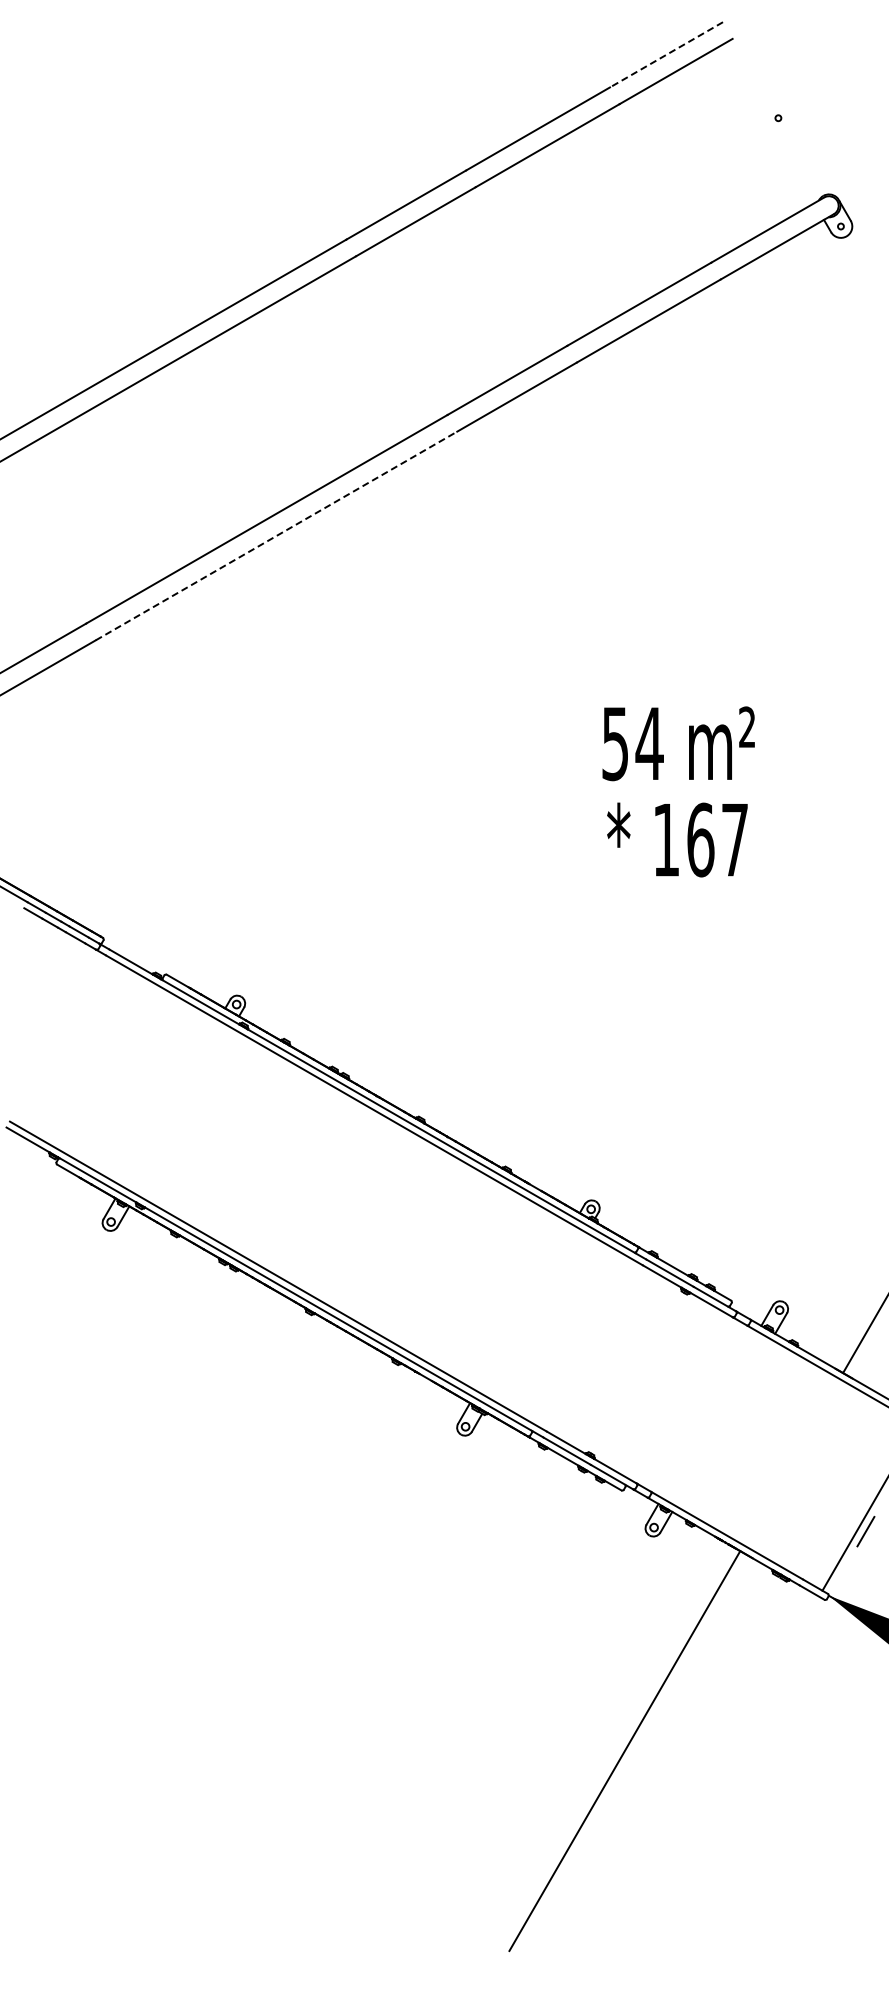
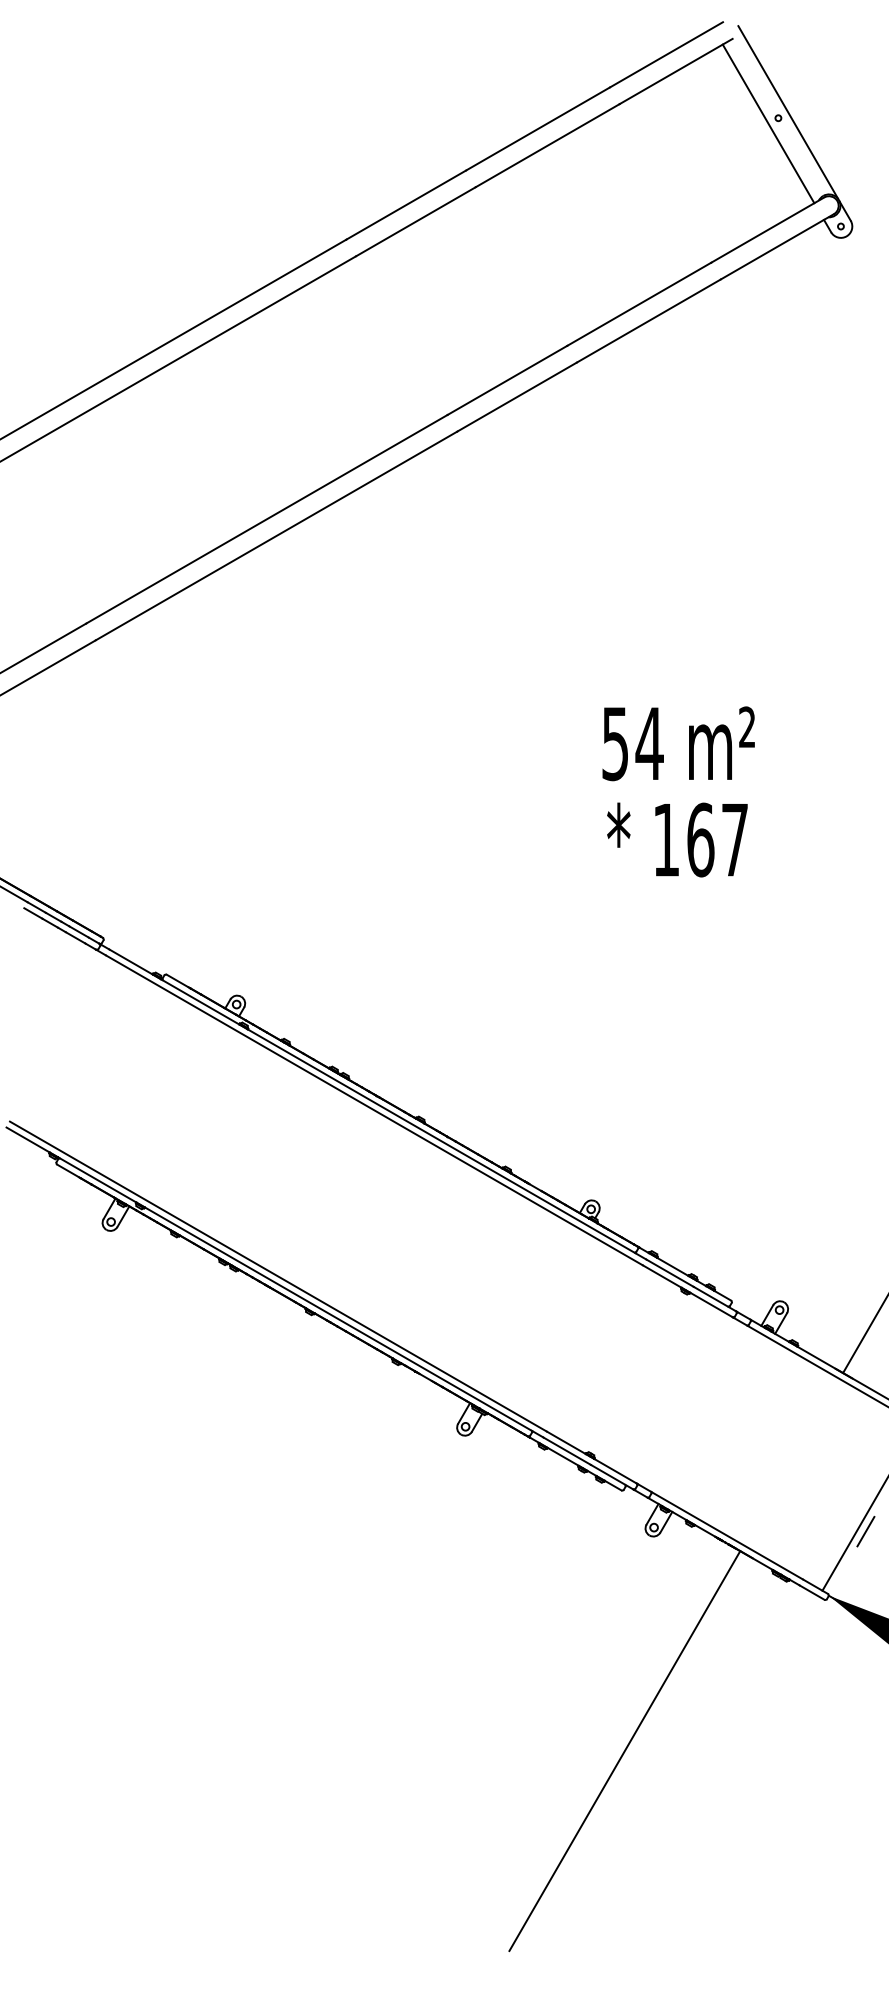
line: dashed -> solid (666, 55)
line: none -> present (788, 112)
line: none -> present (768, 123)
line: dashed -> solid (276, 535)
